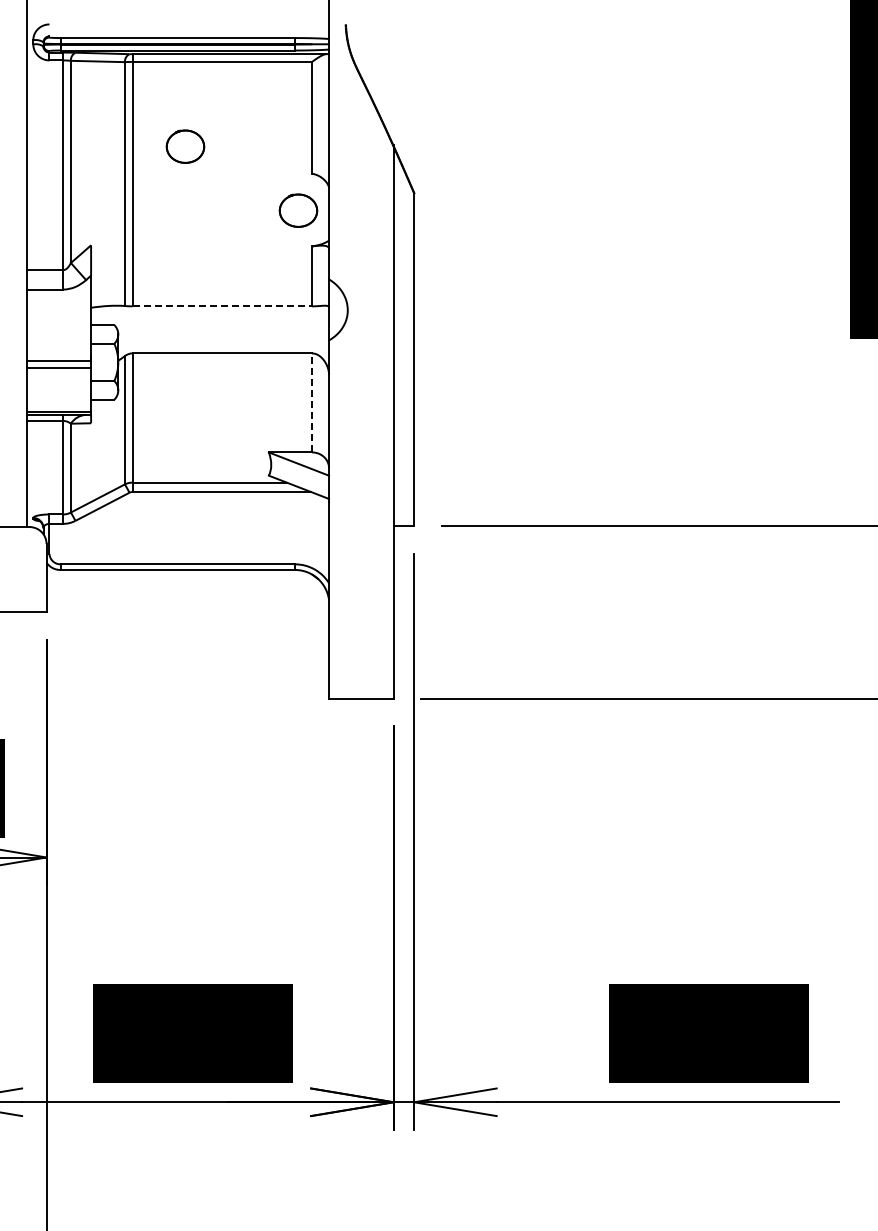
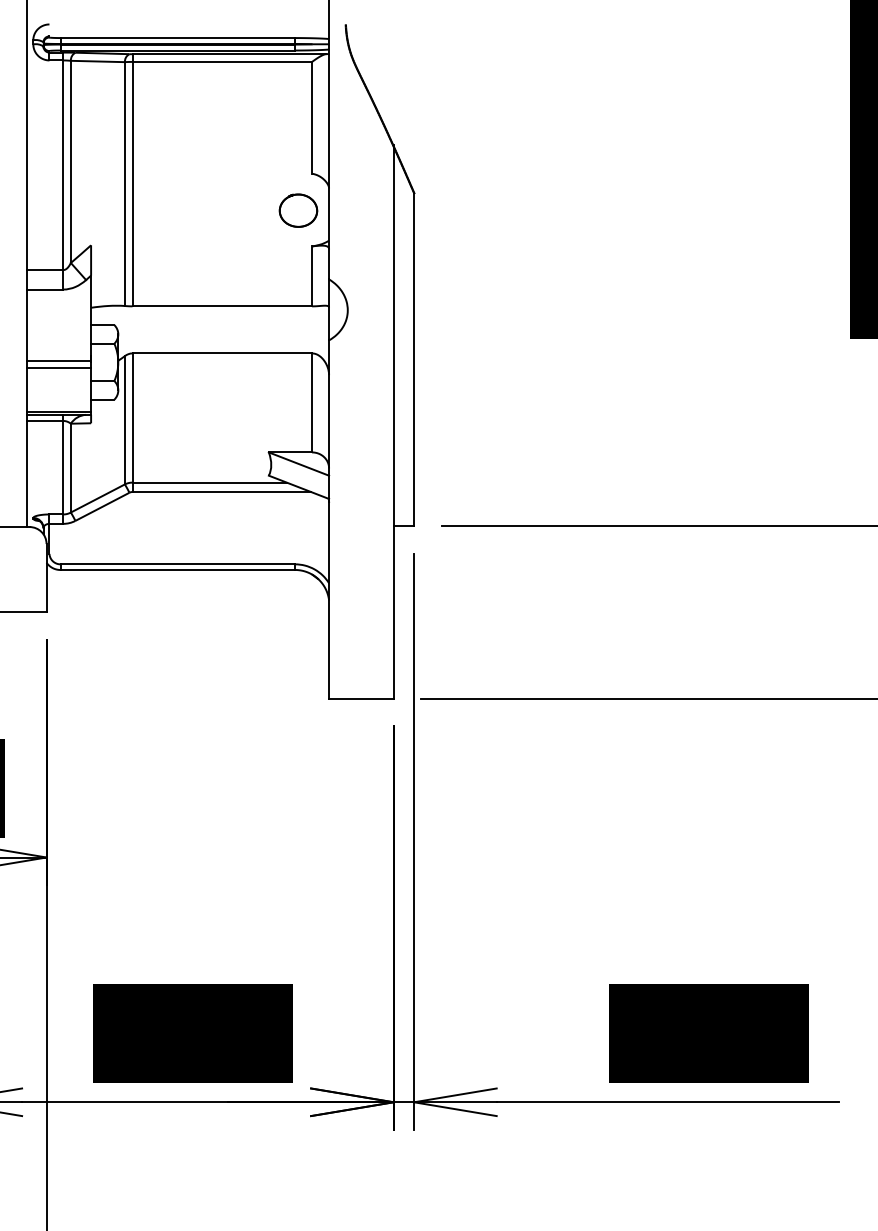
part: present -> none (185, 146)
line: dashed -> solid (222, 306)
line: dashed -> solid (312, 402)
